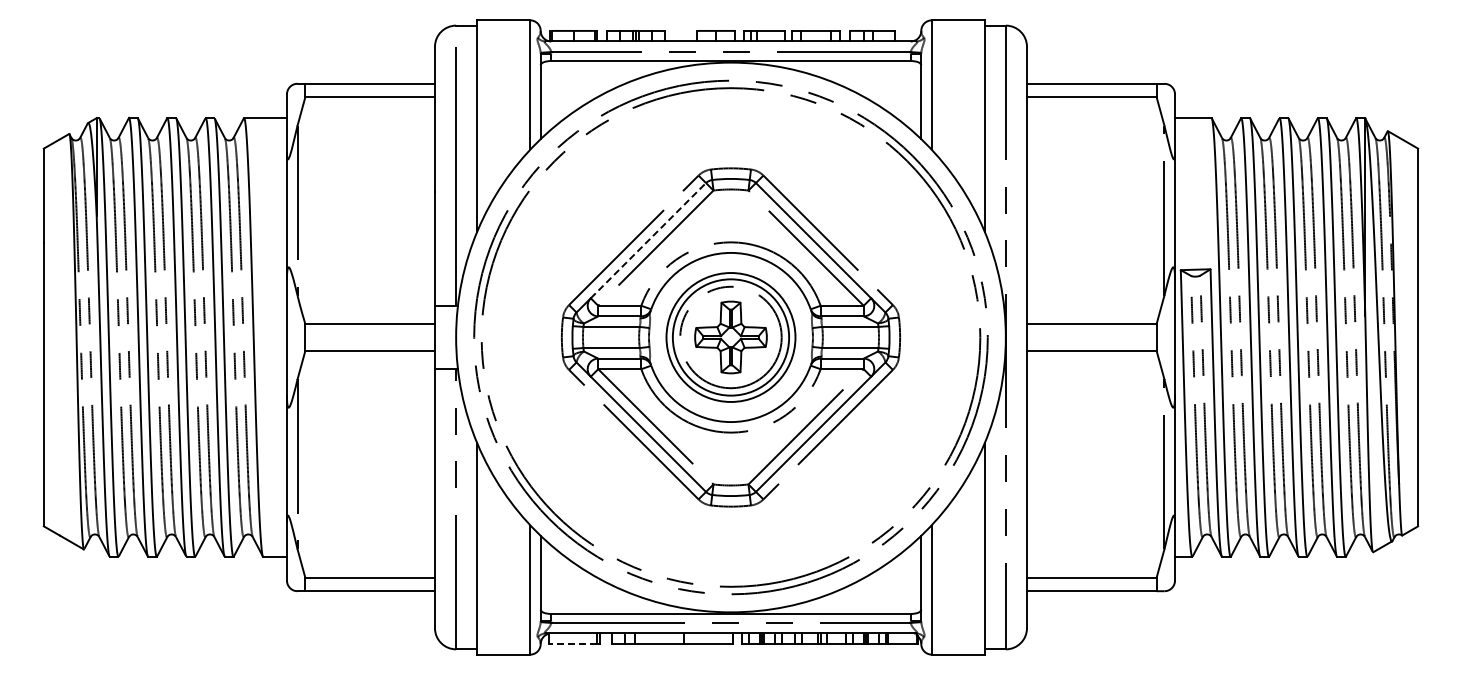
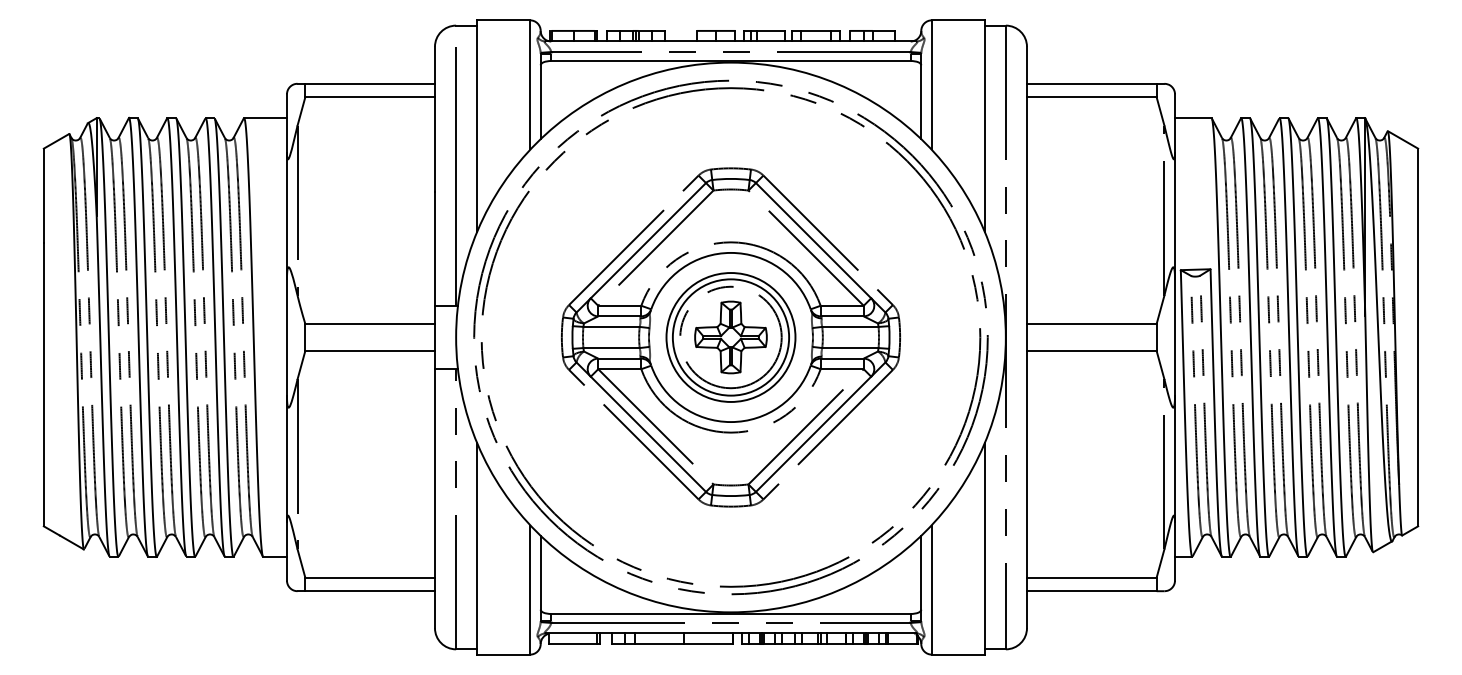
line: dashed -> solid (648, 240)
line: dashed -> solid (572, 644)
